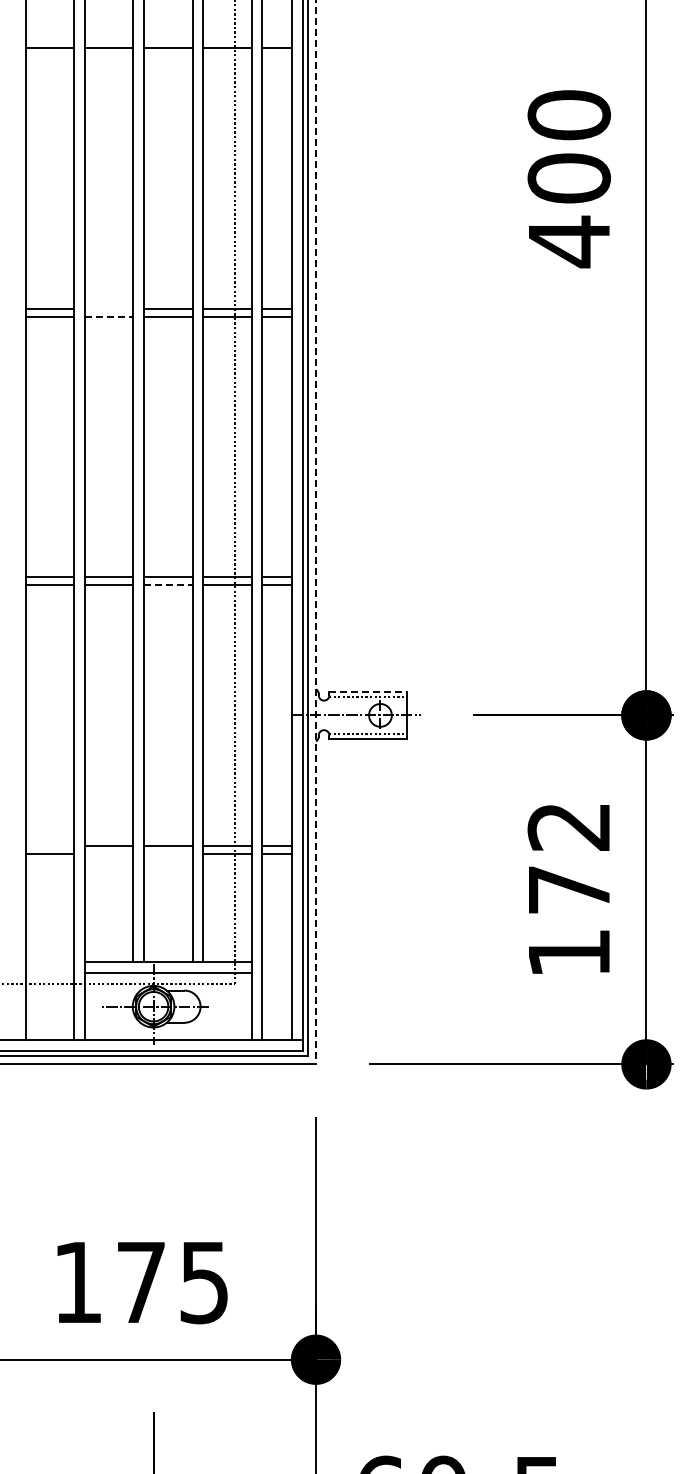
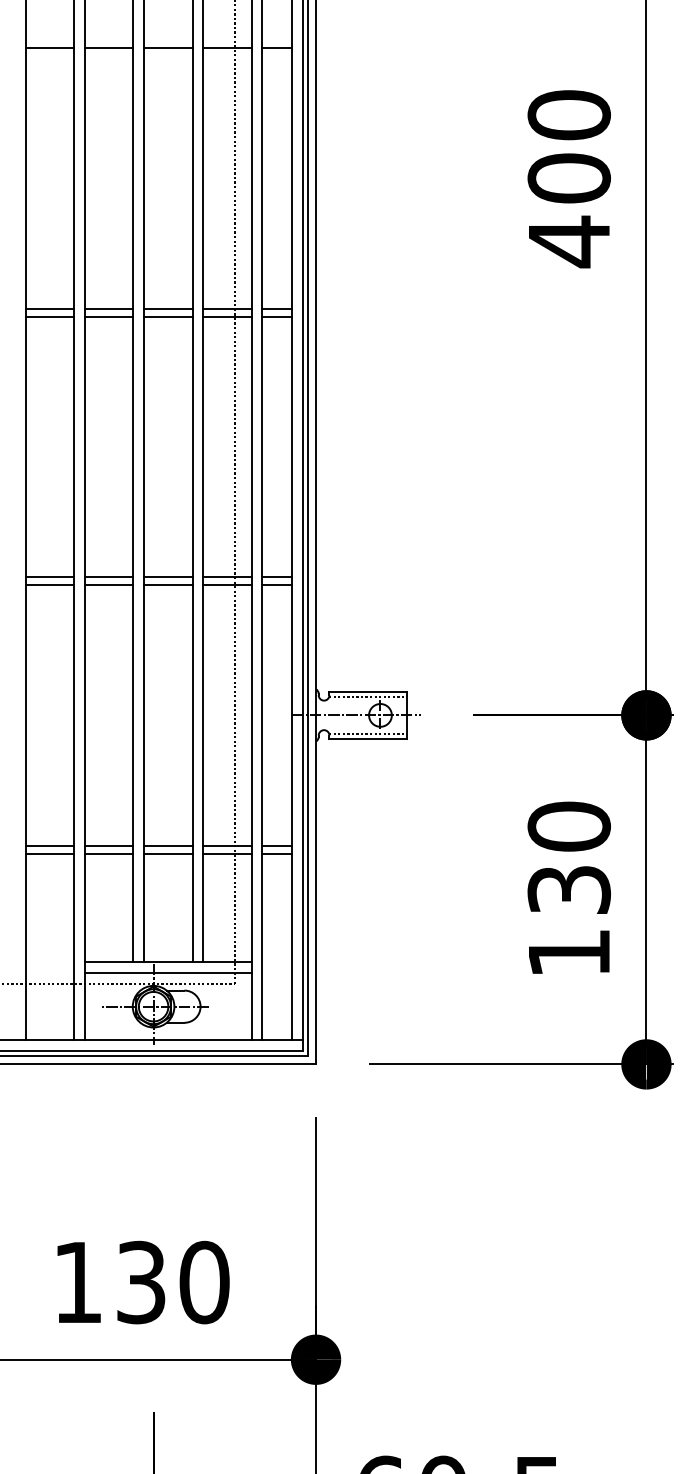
line: none -> present (109, 308)
line: dashed -> solid (109, 316)
line: dashed -> solid (316, 532)
line: dashed -> solid (168, 585)
line: dashed -> solid (368, 691)
line: none -> present (50, 845)
line: none -> present (109, 853)
line: none -> present (168, 853)
text: 172 -> 130 (569, 857)
text: 175 -> 130 (173, 1282)
